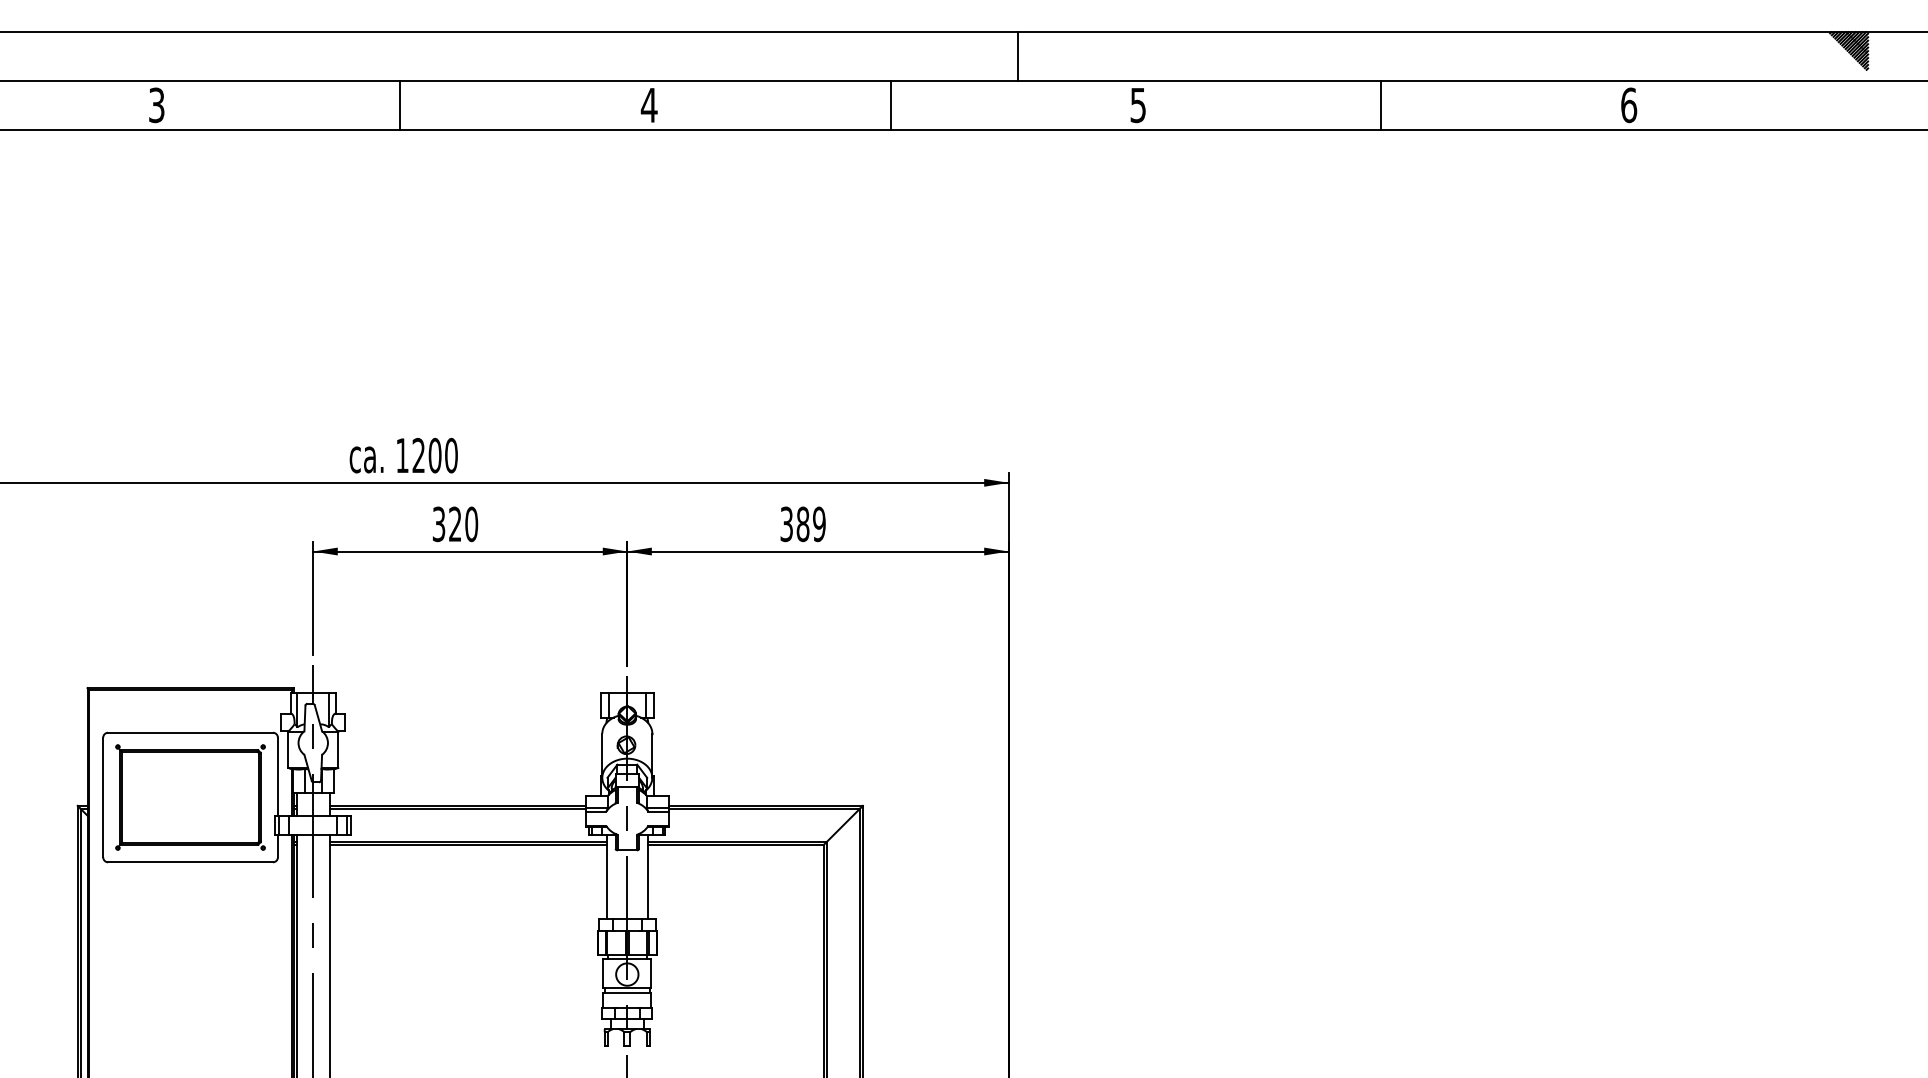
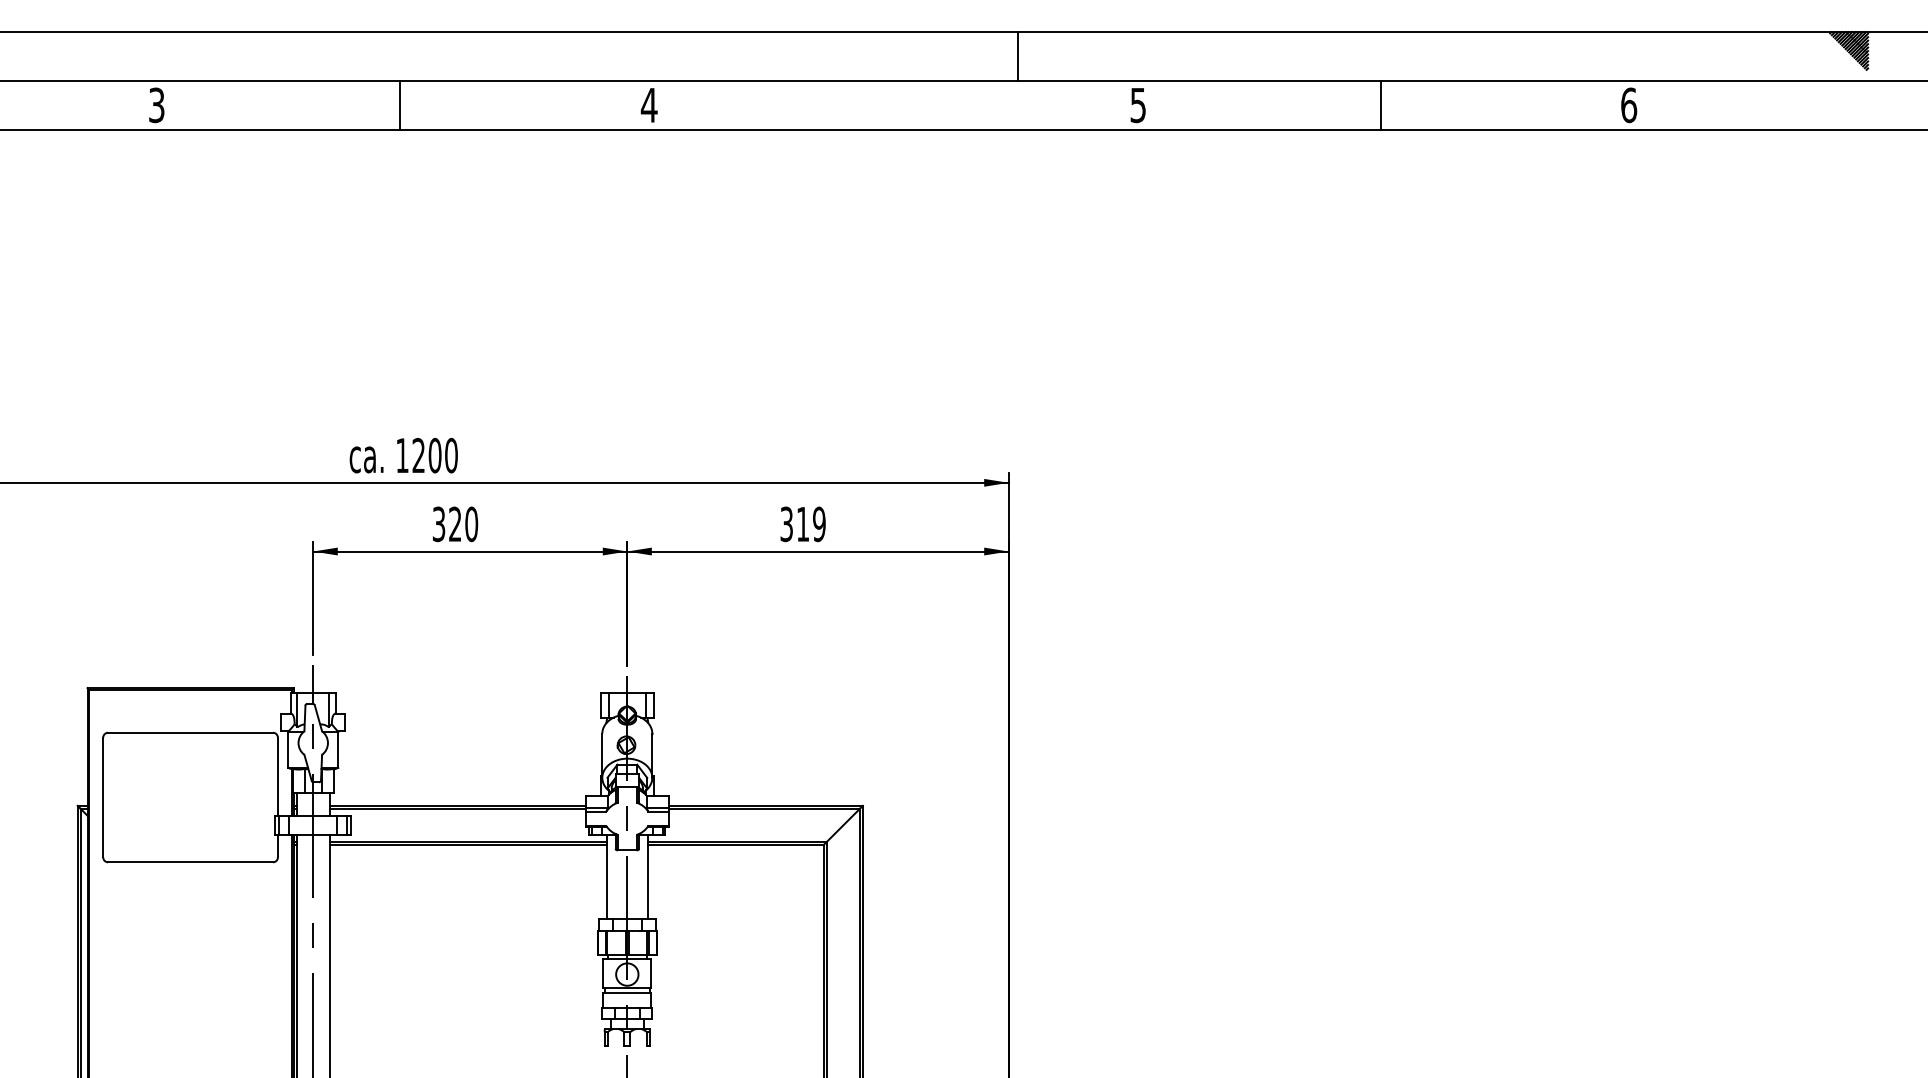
line: present -> none (890, 105)
text: 389 -> 319 (802, 524)
part: present -> none (190, 797)
